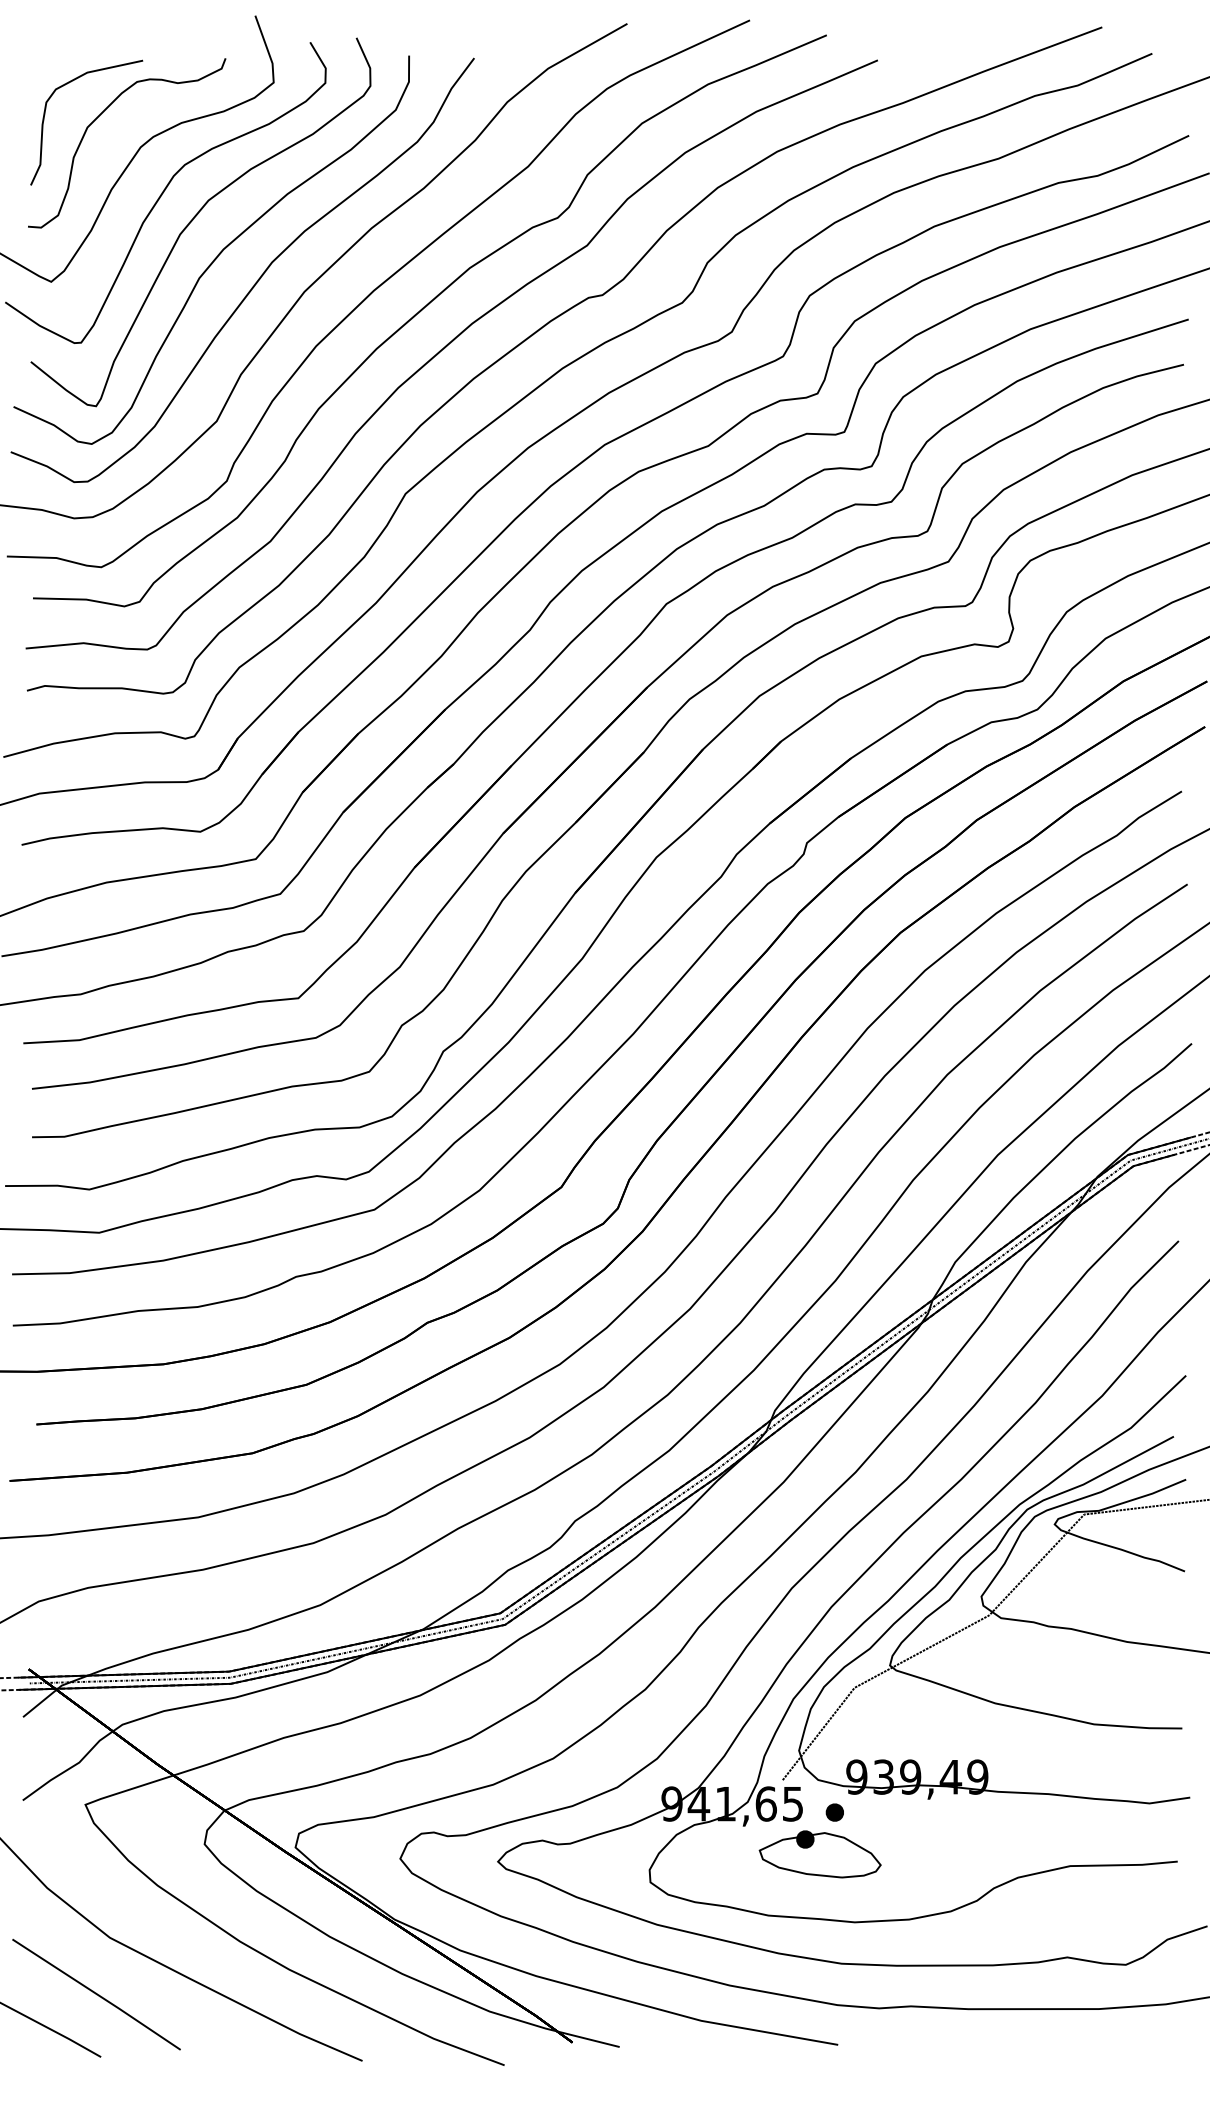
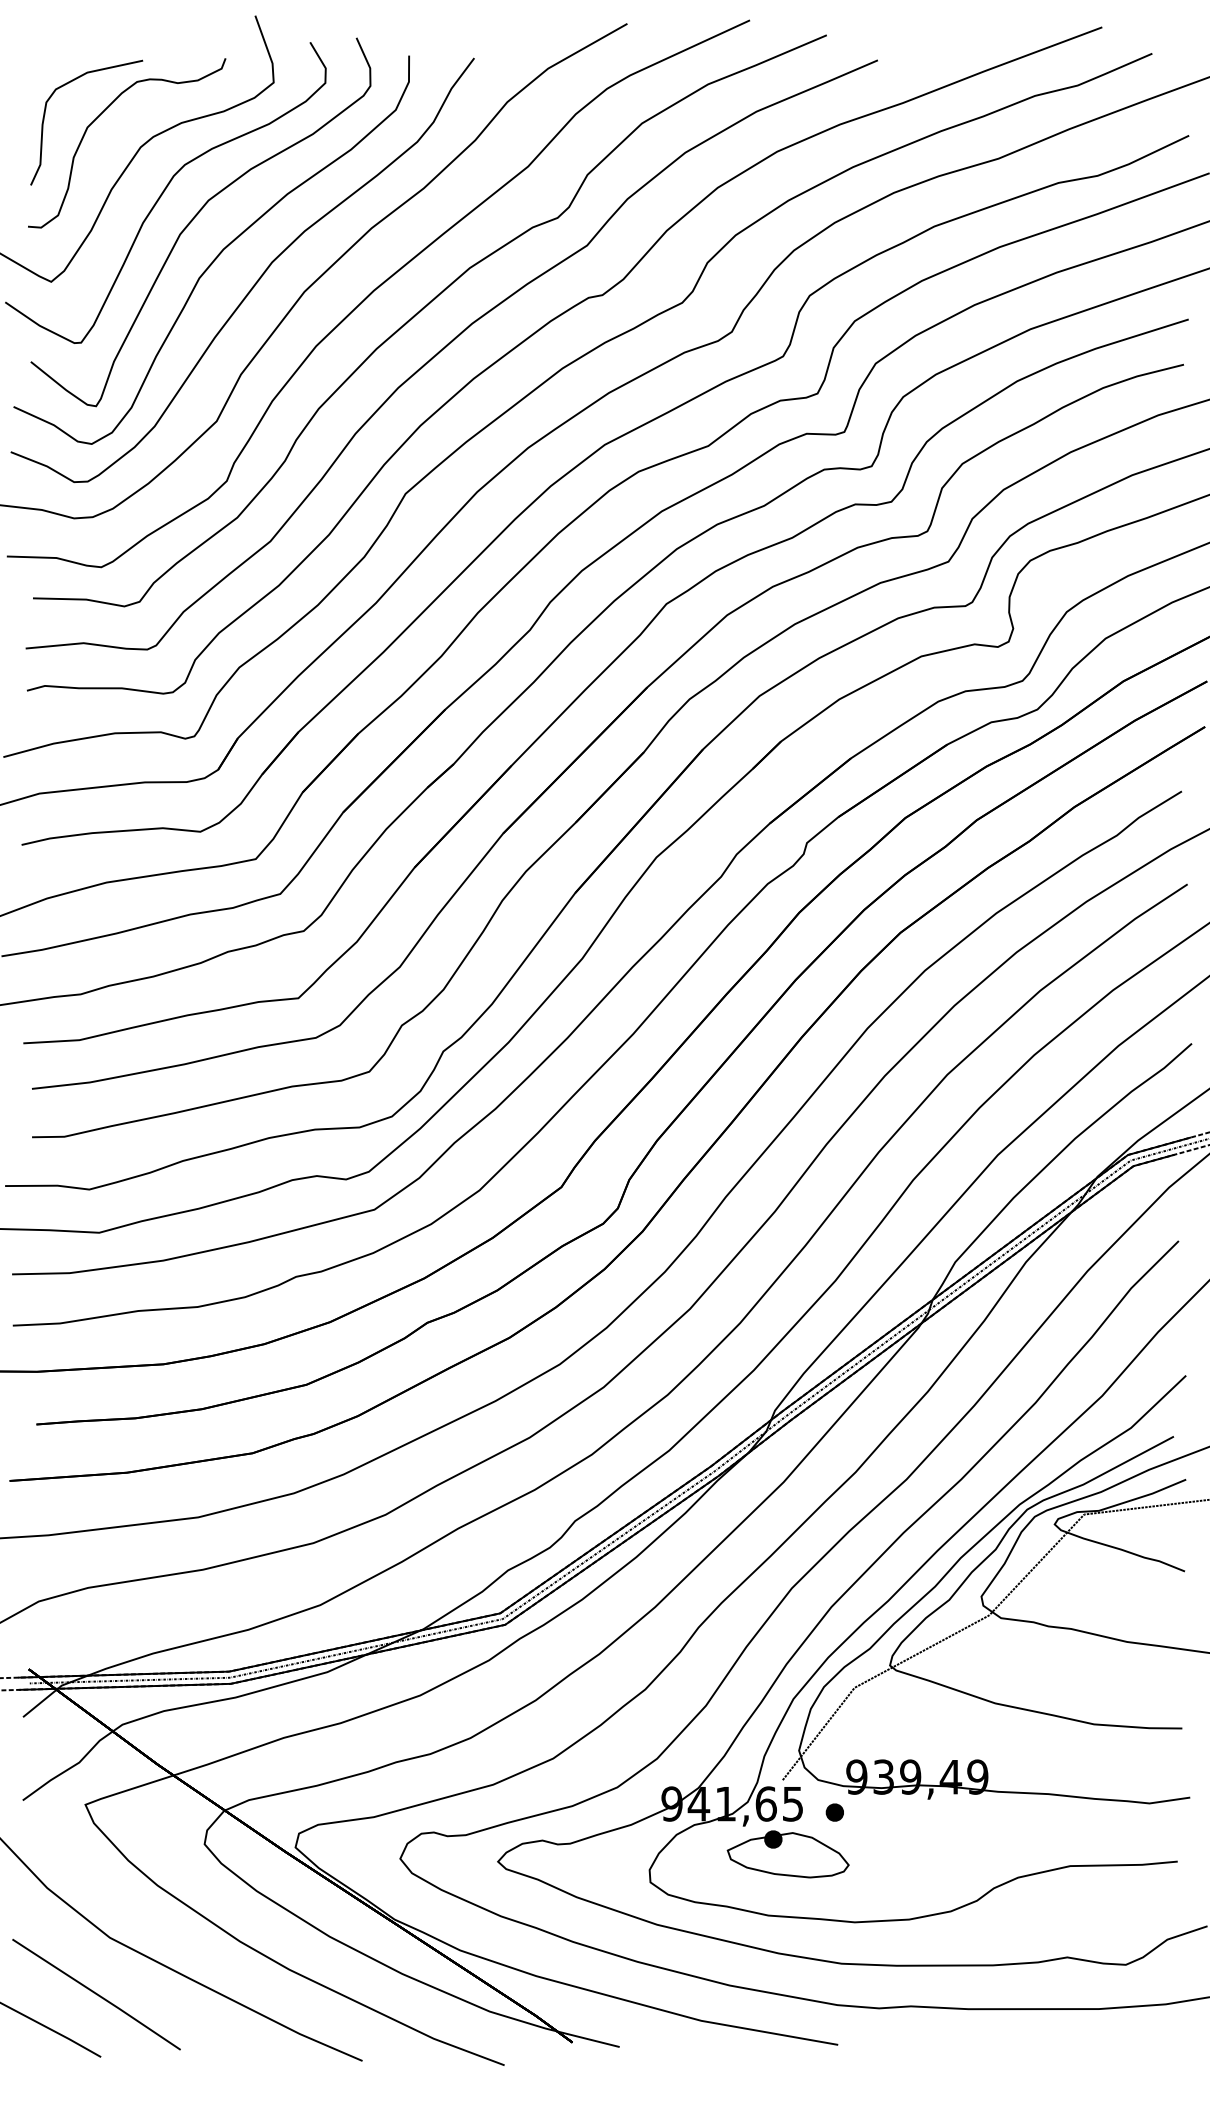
part position: (819, 1854) -> (787, 1854) (787, 1854)
